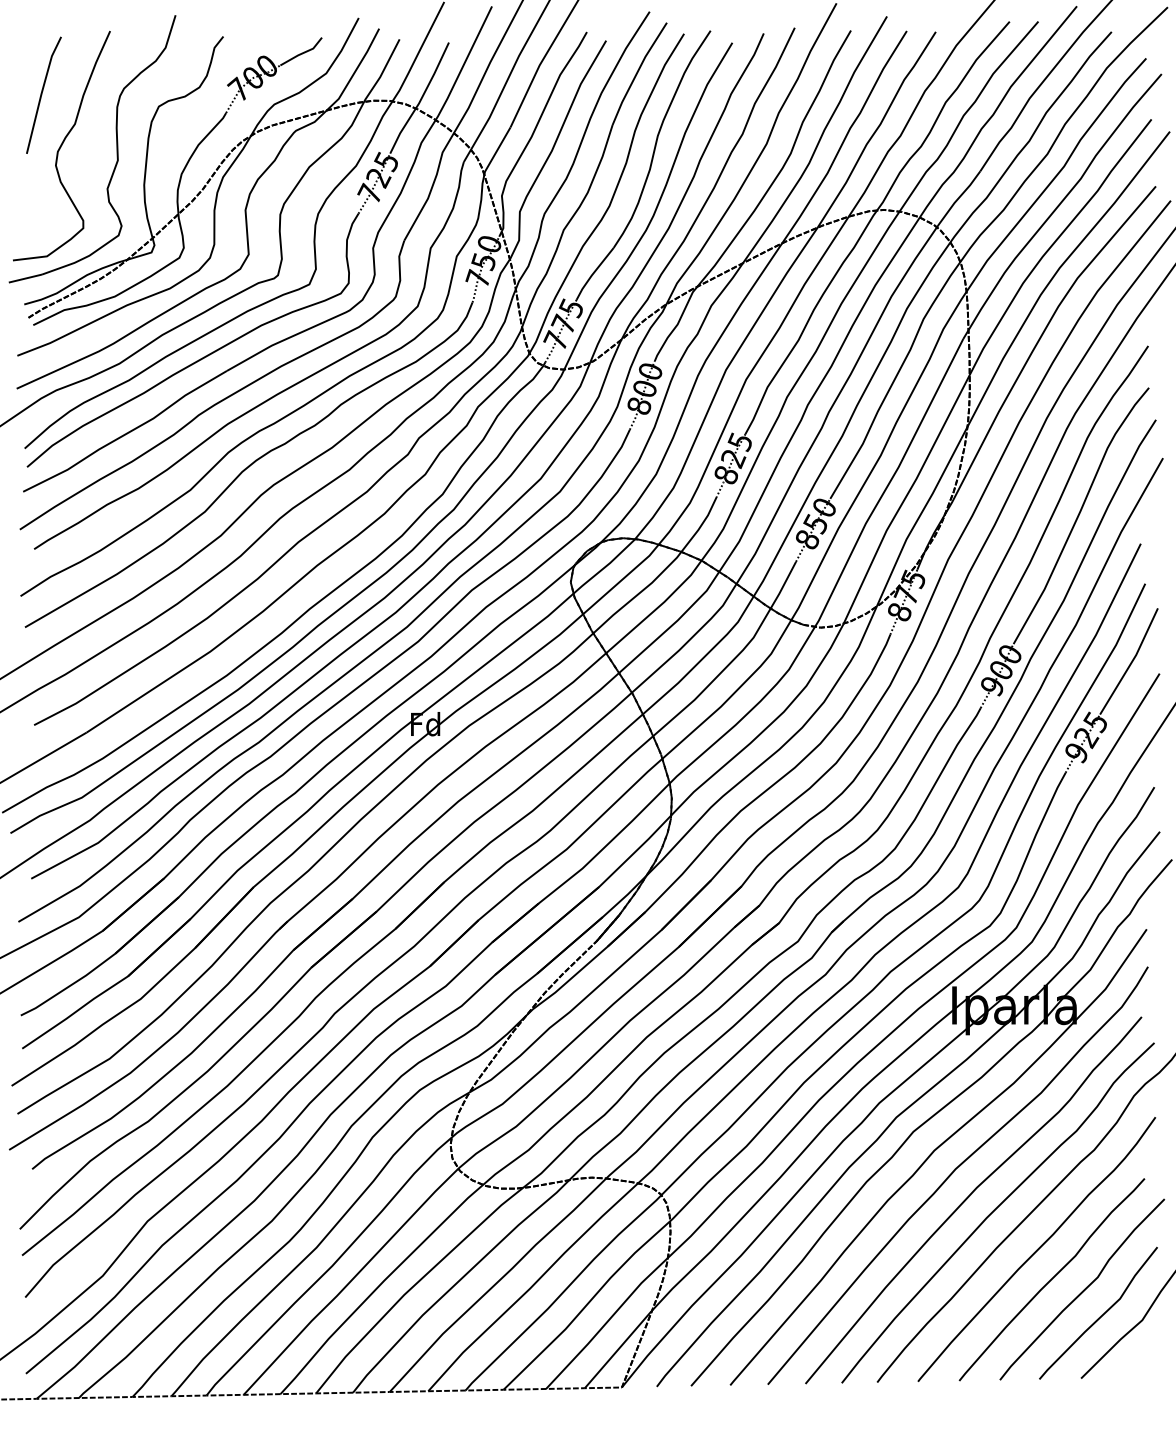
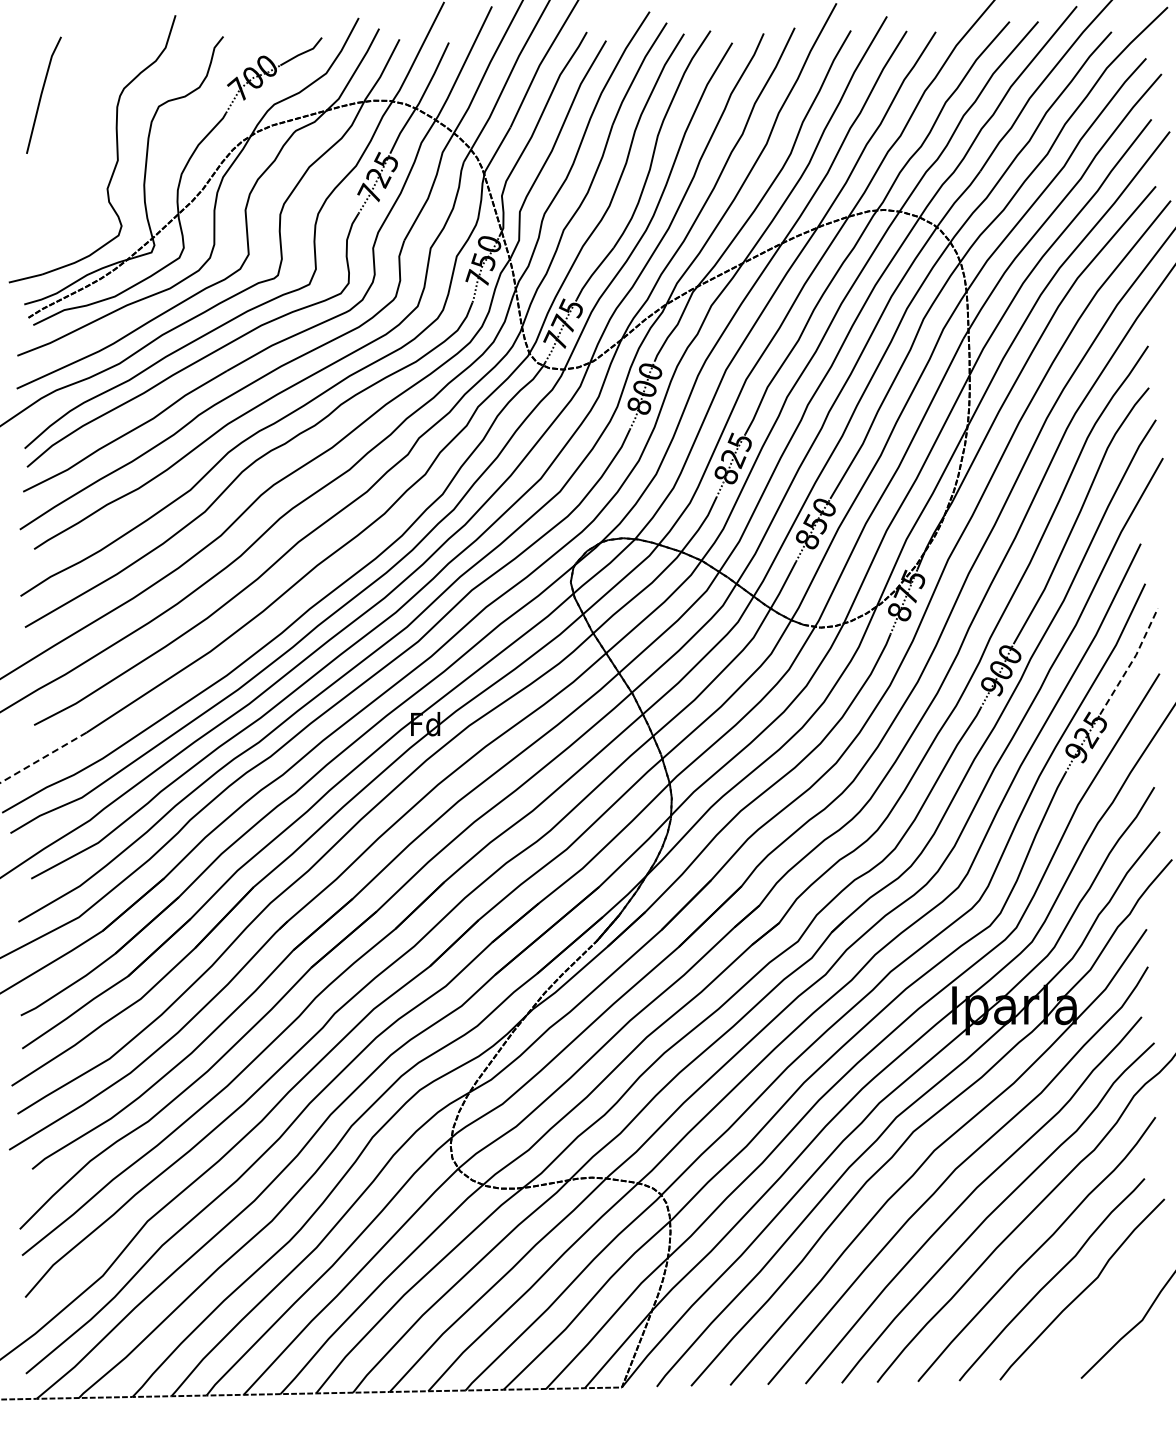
curve: present -> none (61, 145)
line: solid -> dashed (1131, 662)
line: solid -> dashed (43, 757)
curve: present -> none (1100, 1315)
